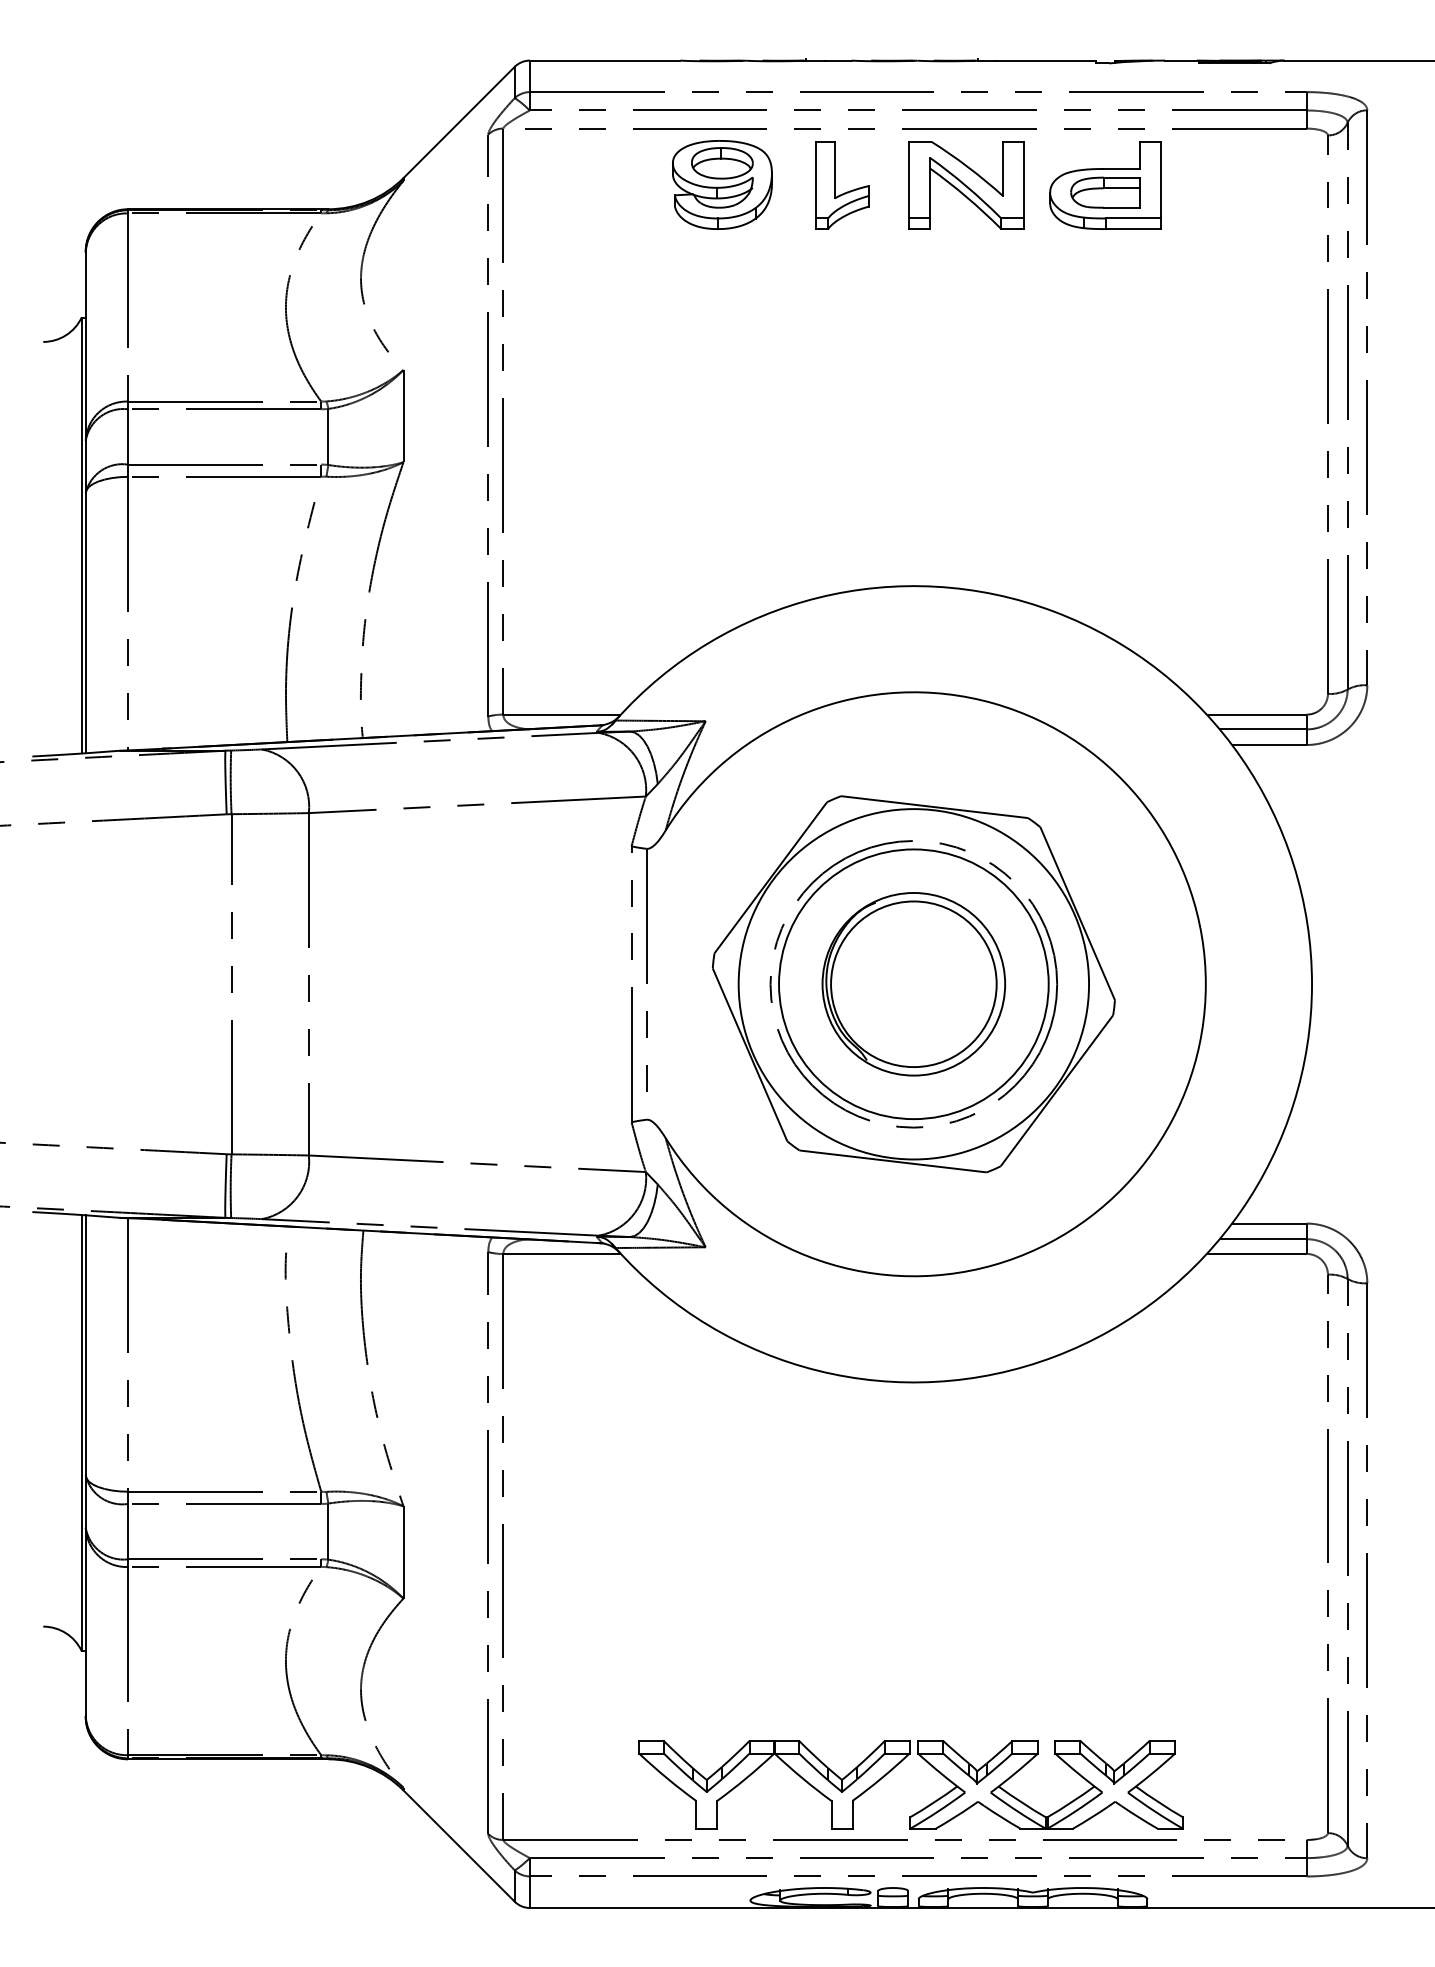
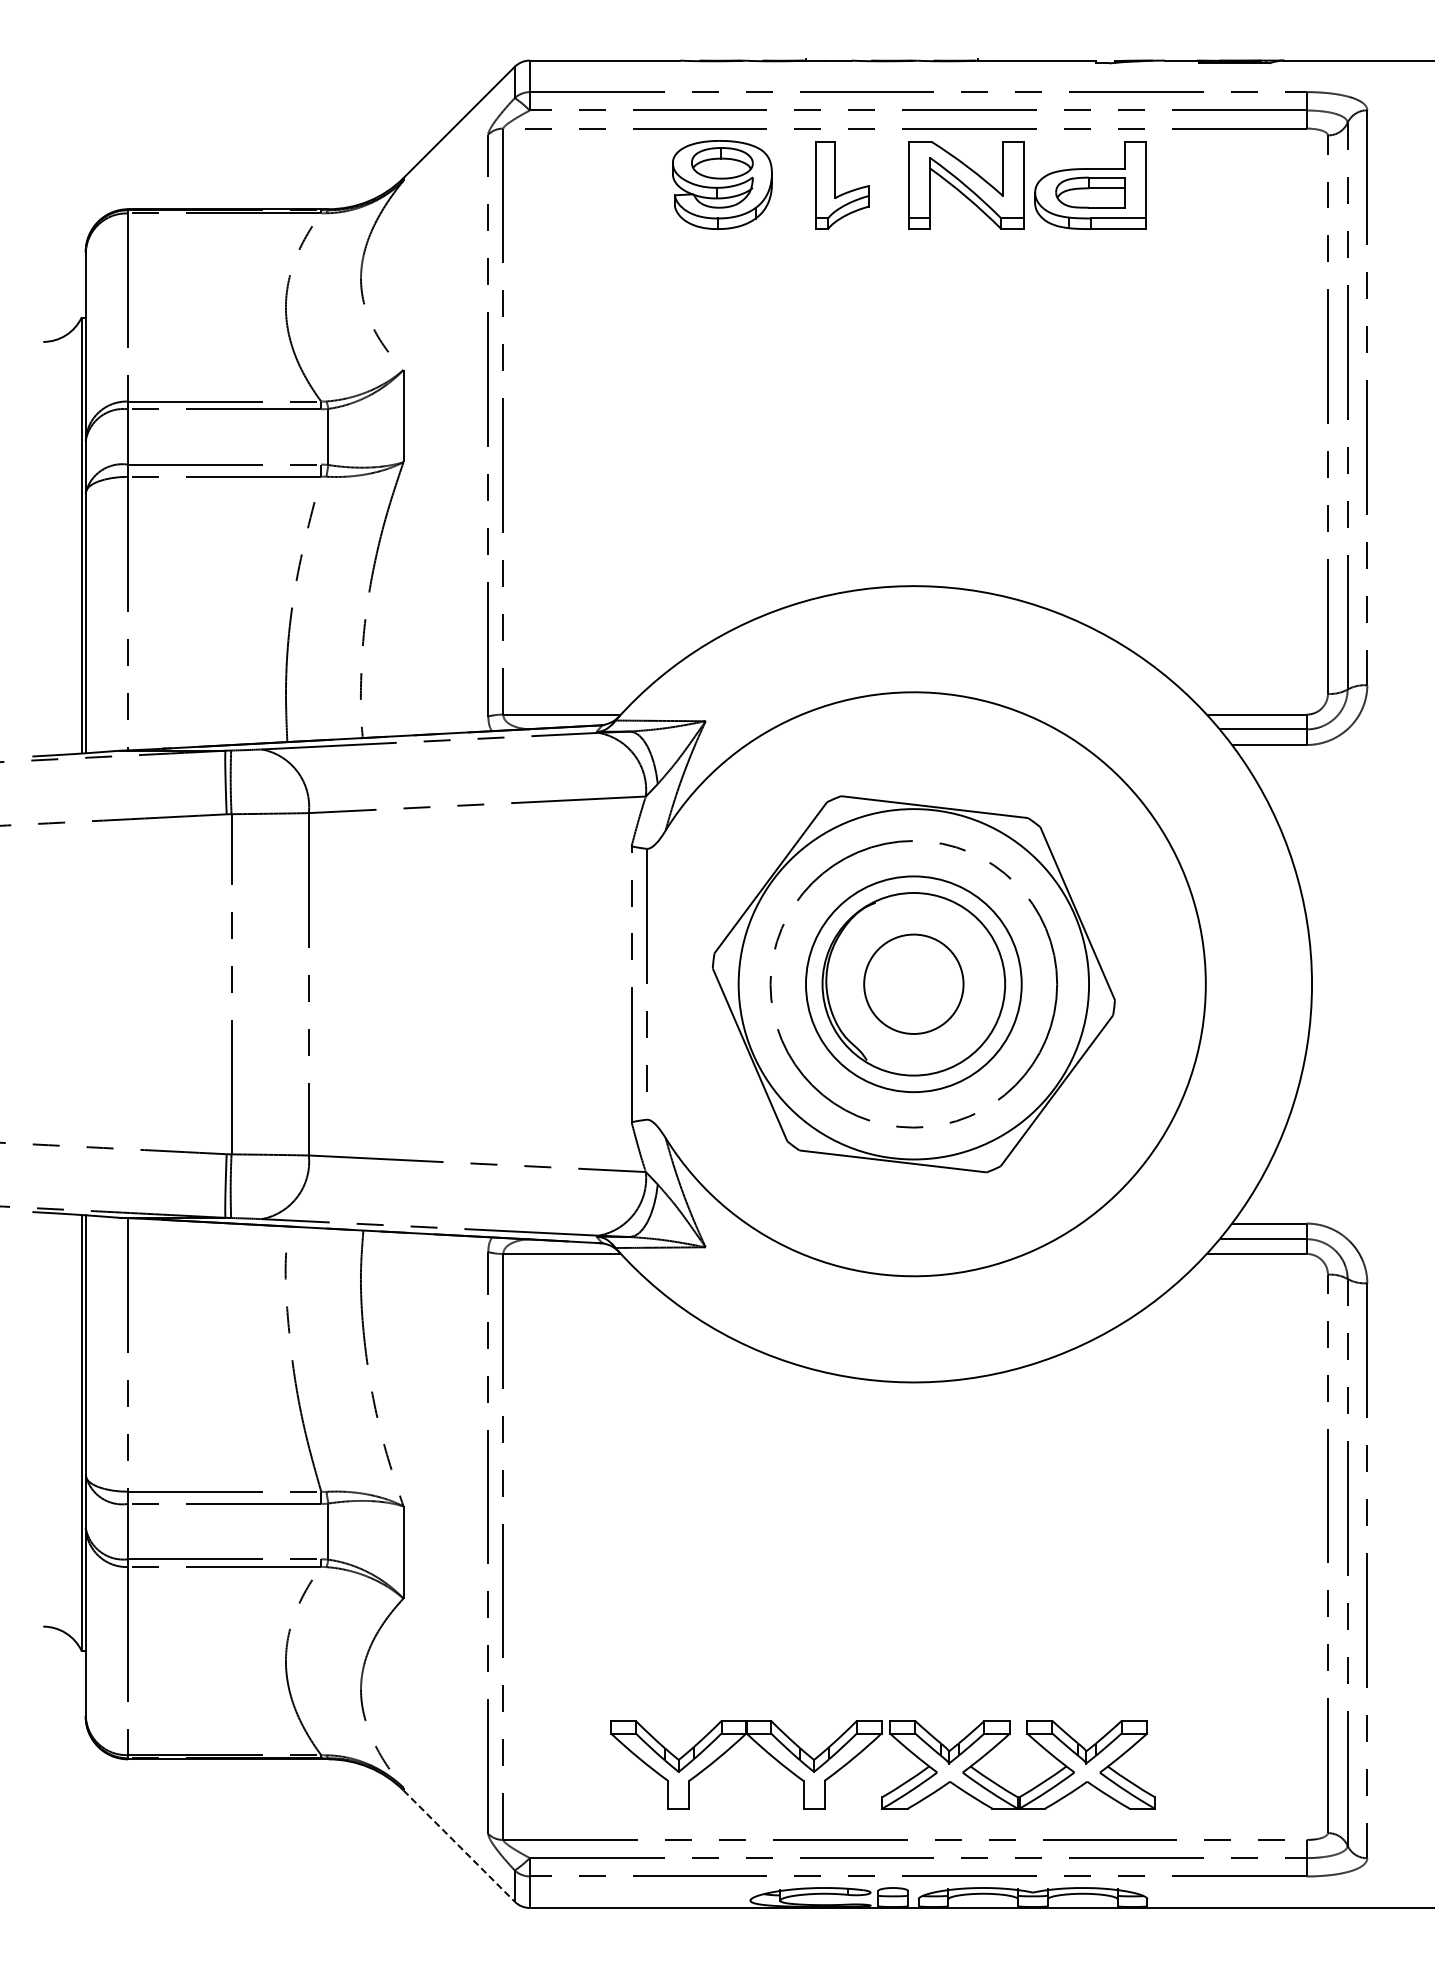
part position: (1105, 185) -> (1090, 185) (1090, 185)
circle diameter: 166 px -> 99 px (913, 983)
circle diameter: 270 px -> 216 px (913, 984)
part position: (894, 1768) -> (866, 1748) (866, 1748)
line: solid -> dashed (459, 1846)
